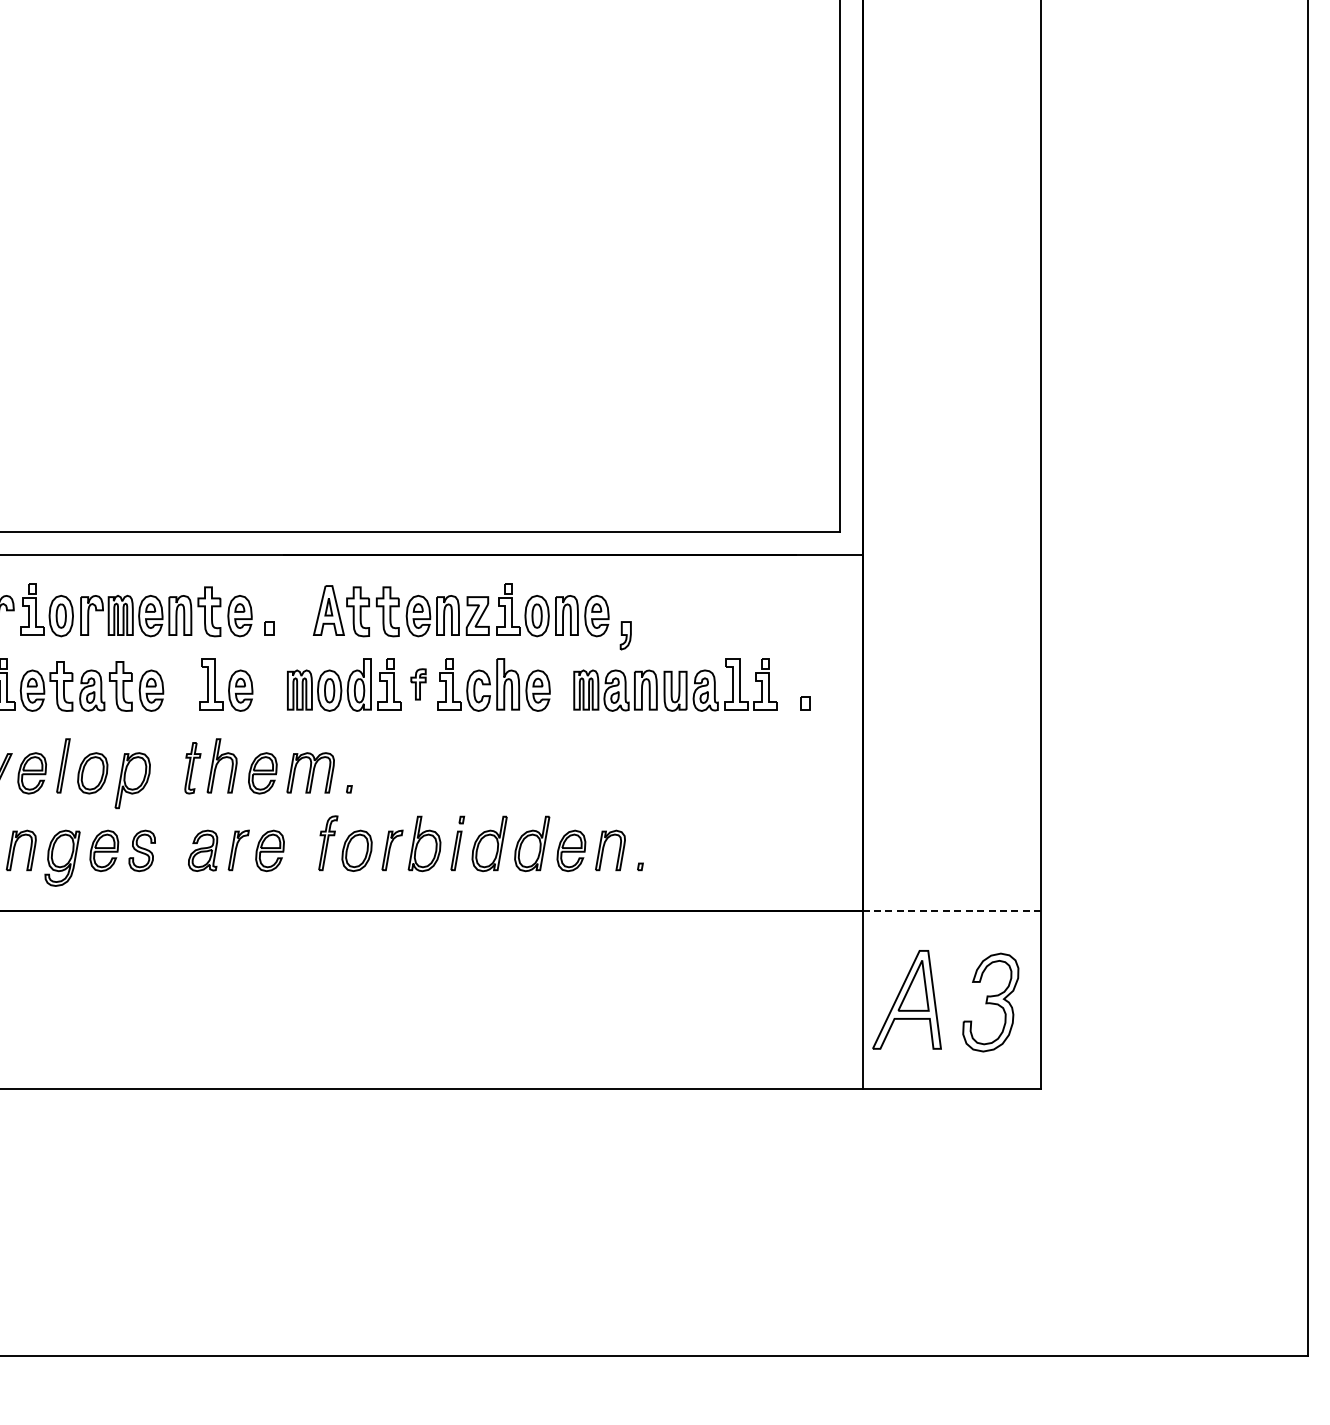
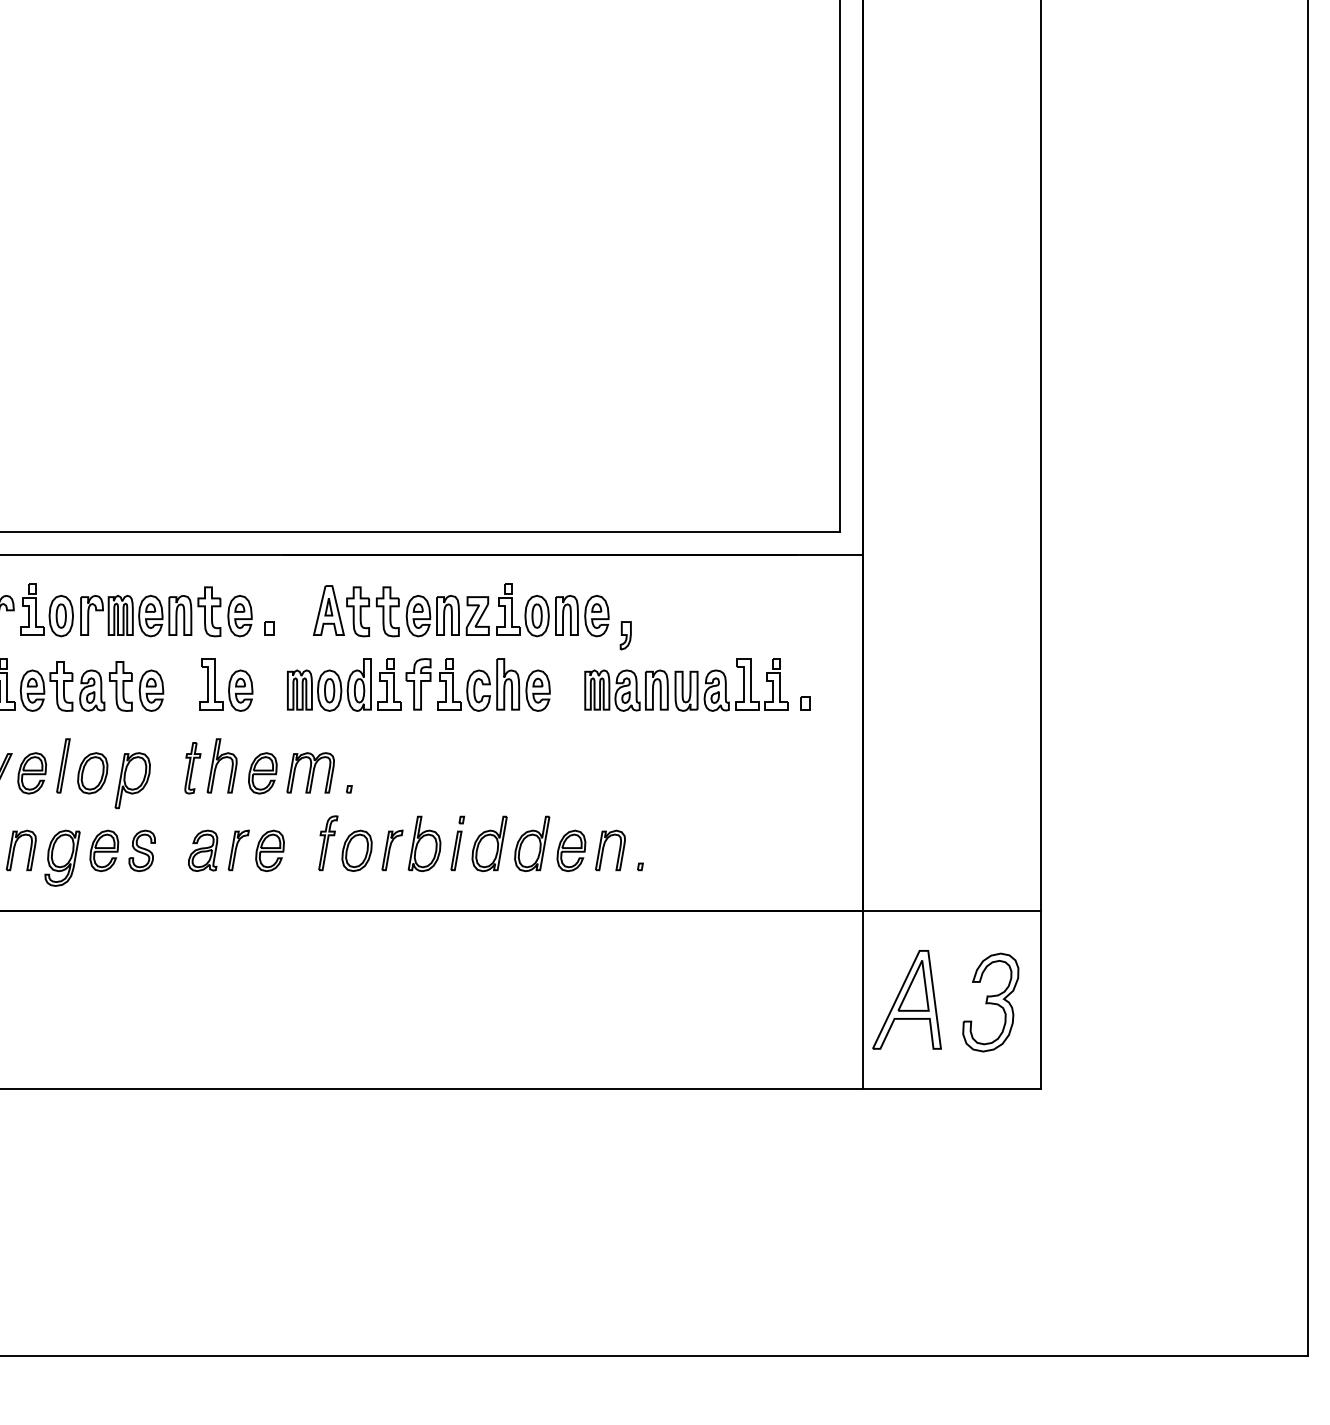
part size: 17x33 px -> 27x53 px (418, 684)
part position: (675, 684) -> (686, 684) (686, 684)
line: dashed -> solid (952, 910)
